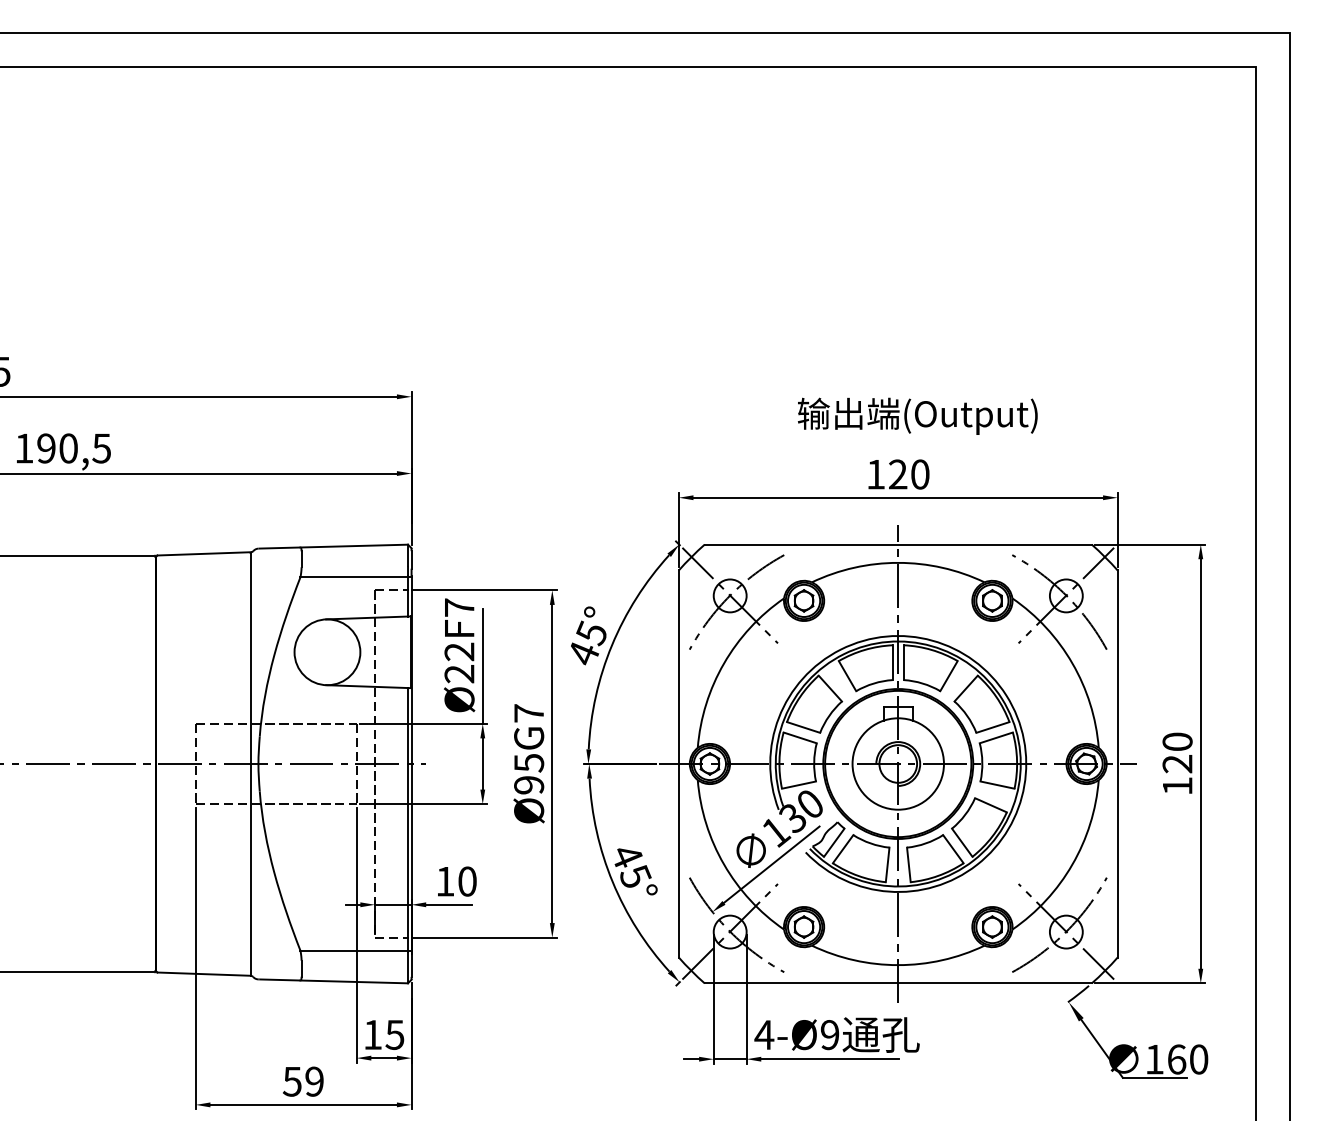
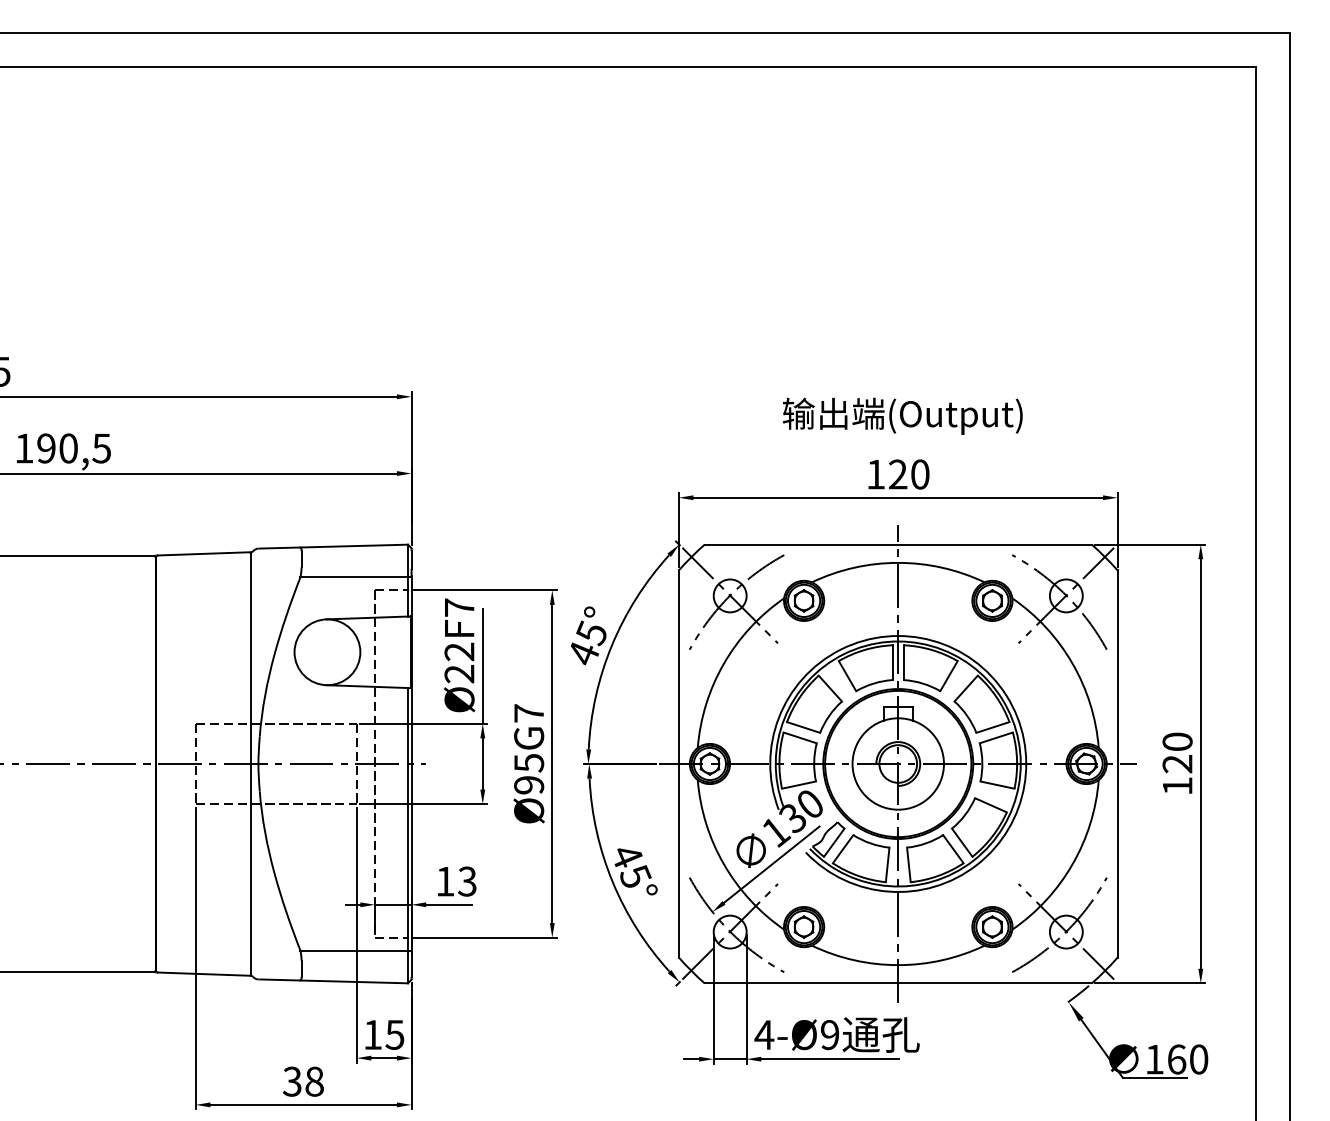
text position: (917, 415) -> (902, 415) (902, 415)
text: 10 -> 13 (467, 881)
text: 59 -> 38 (303, 1081)
